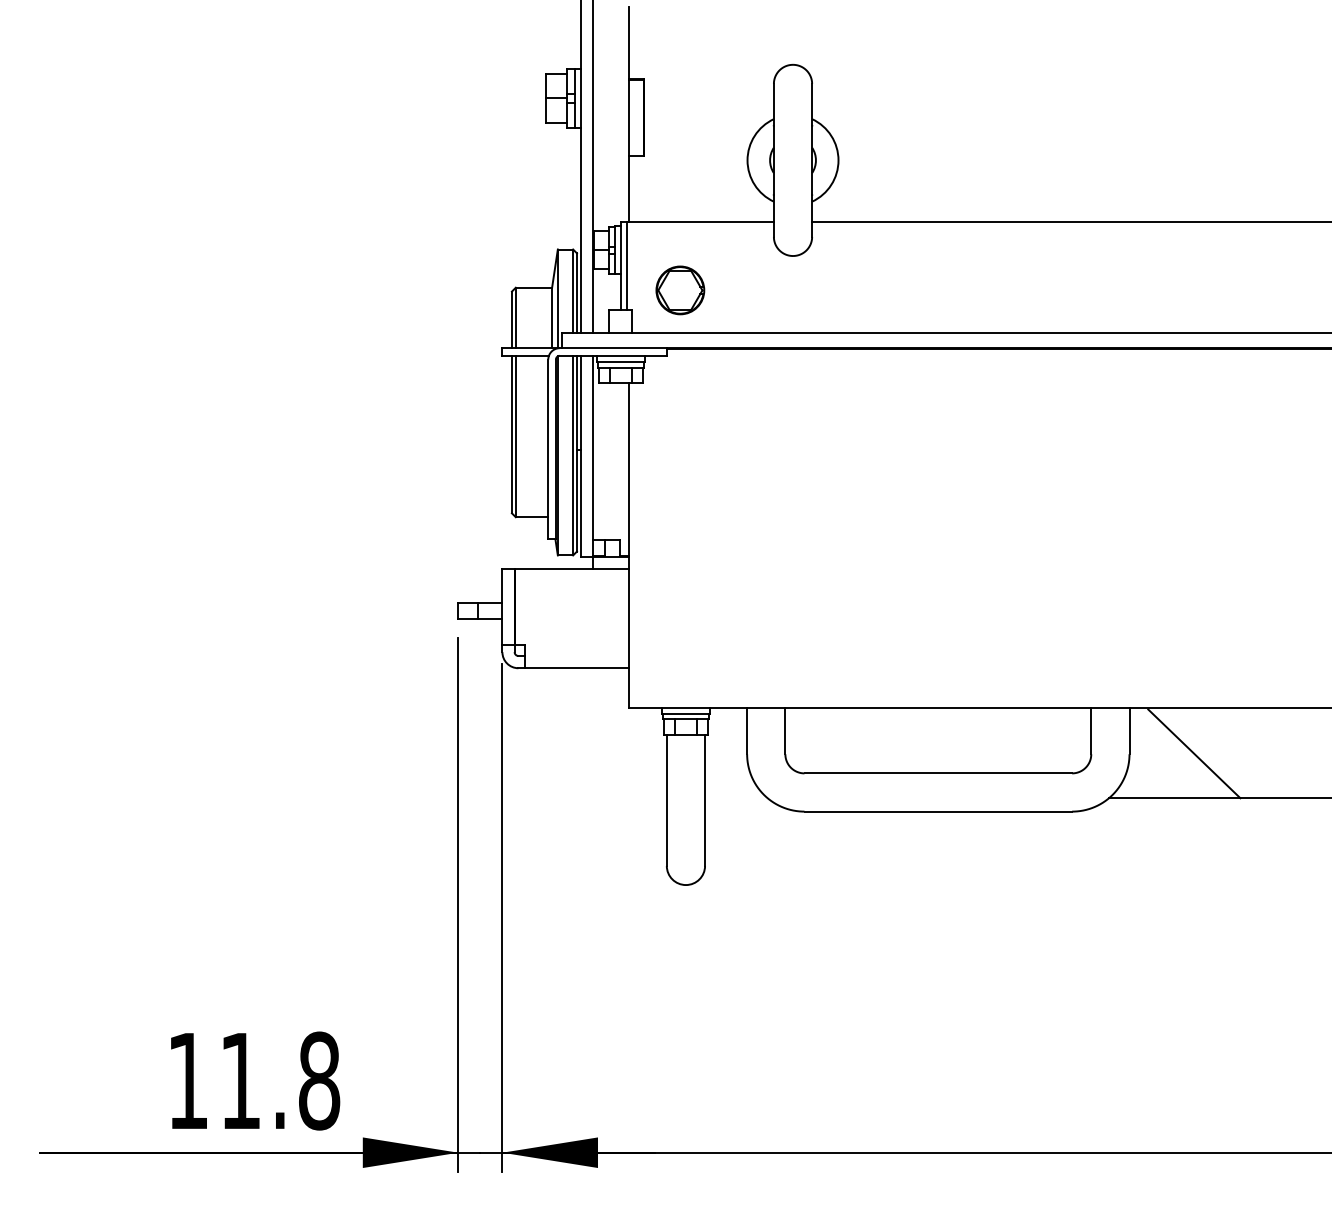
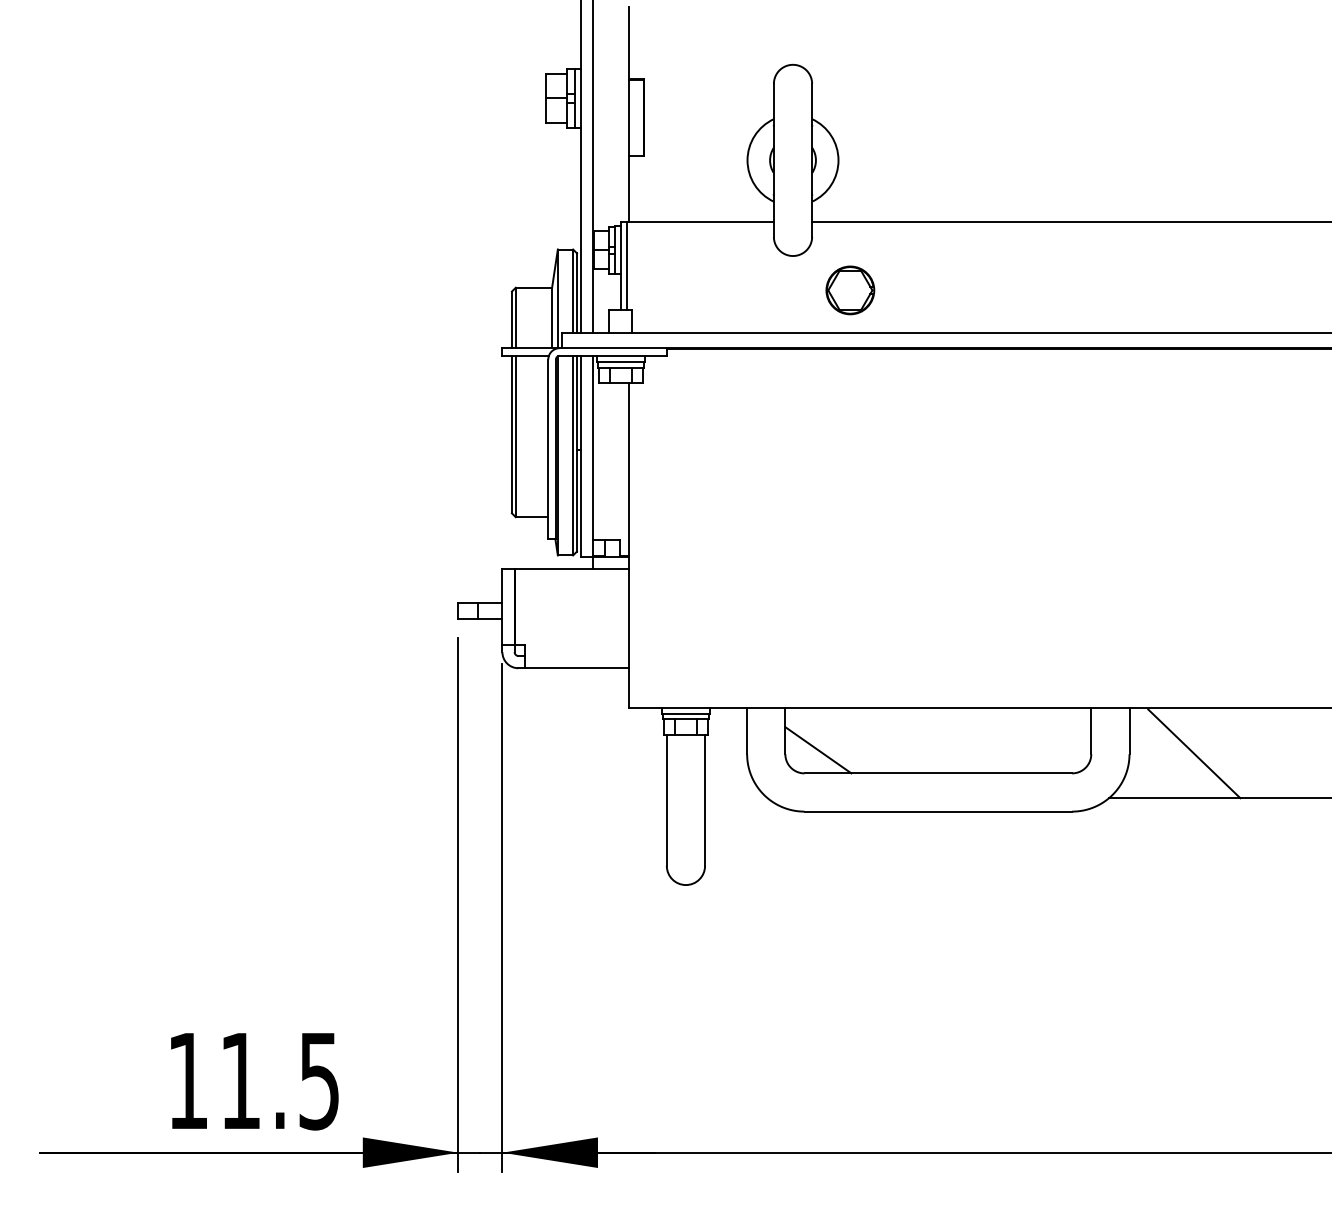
part position: (680, 290) -> (850, 290) (850, 290)
line: none -> present (818, 750)
text: 11.8 -> 11.5 (319, 1080)
